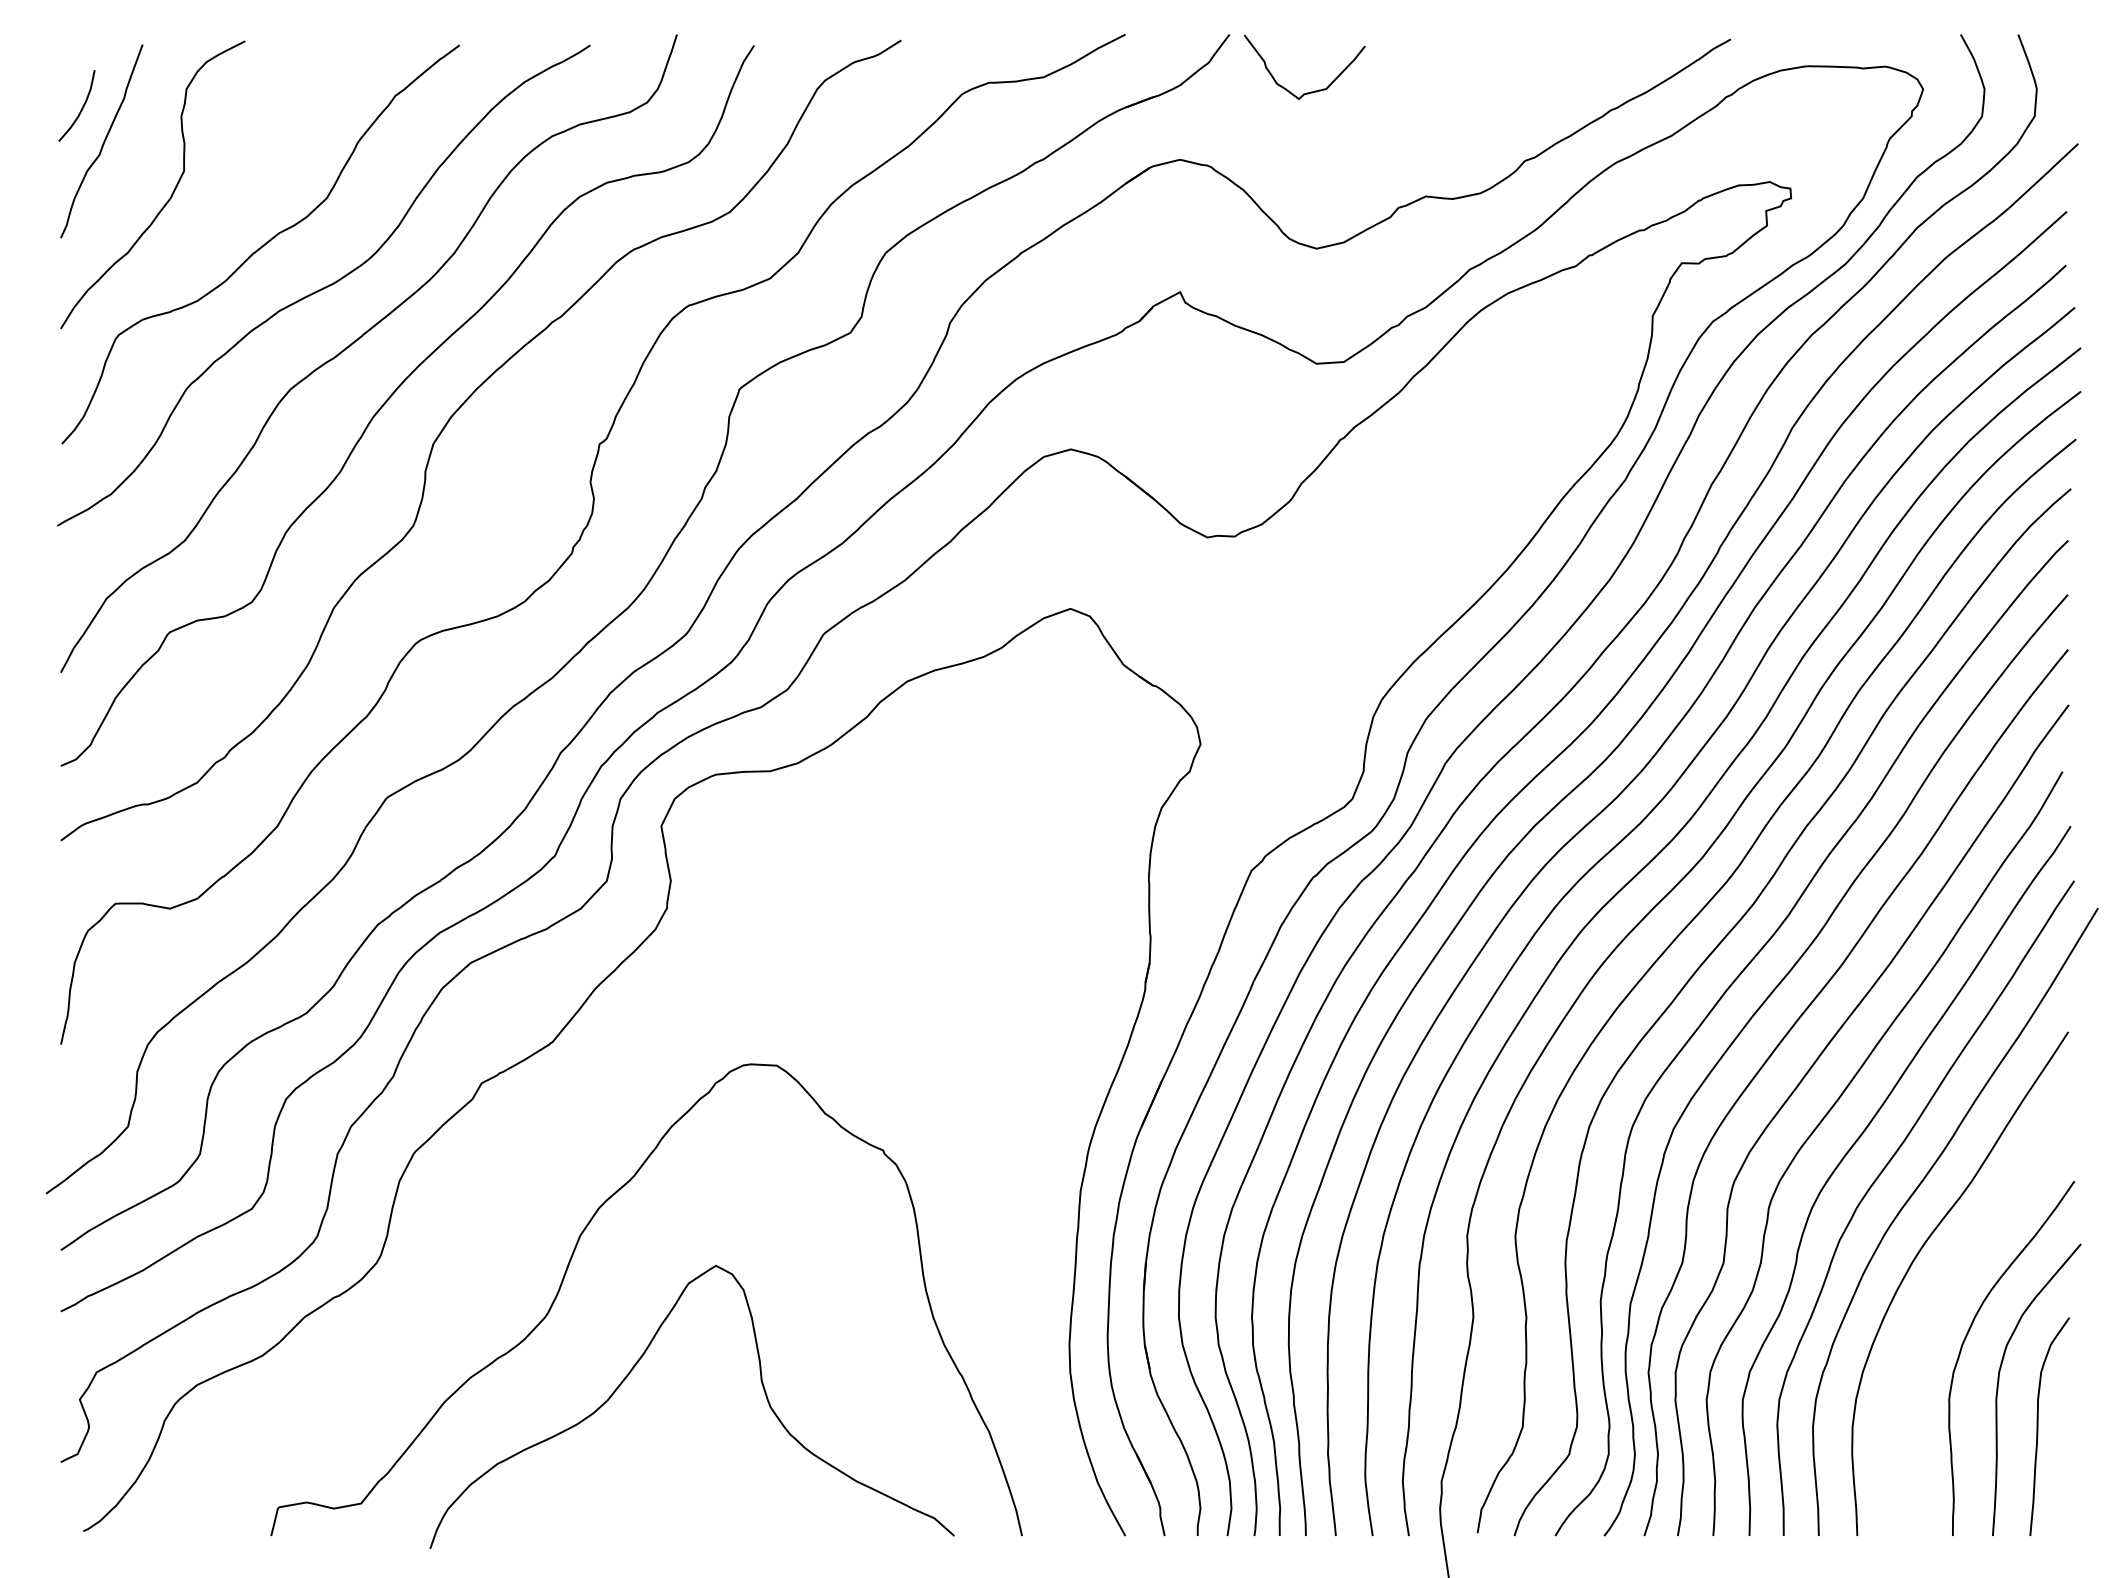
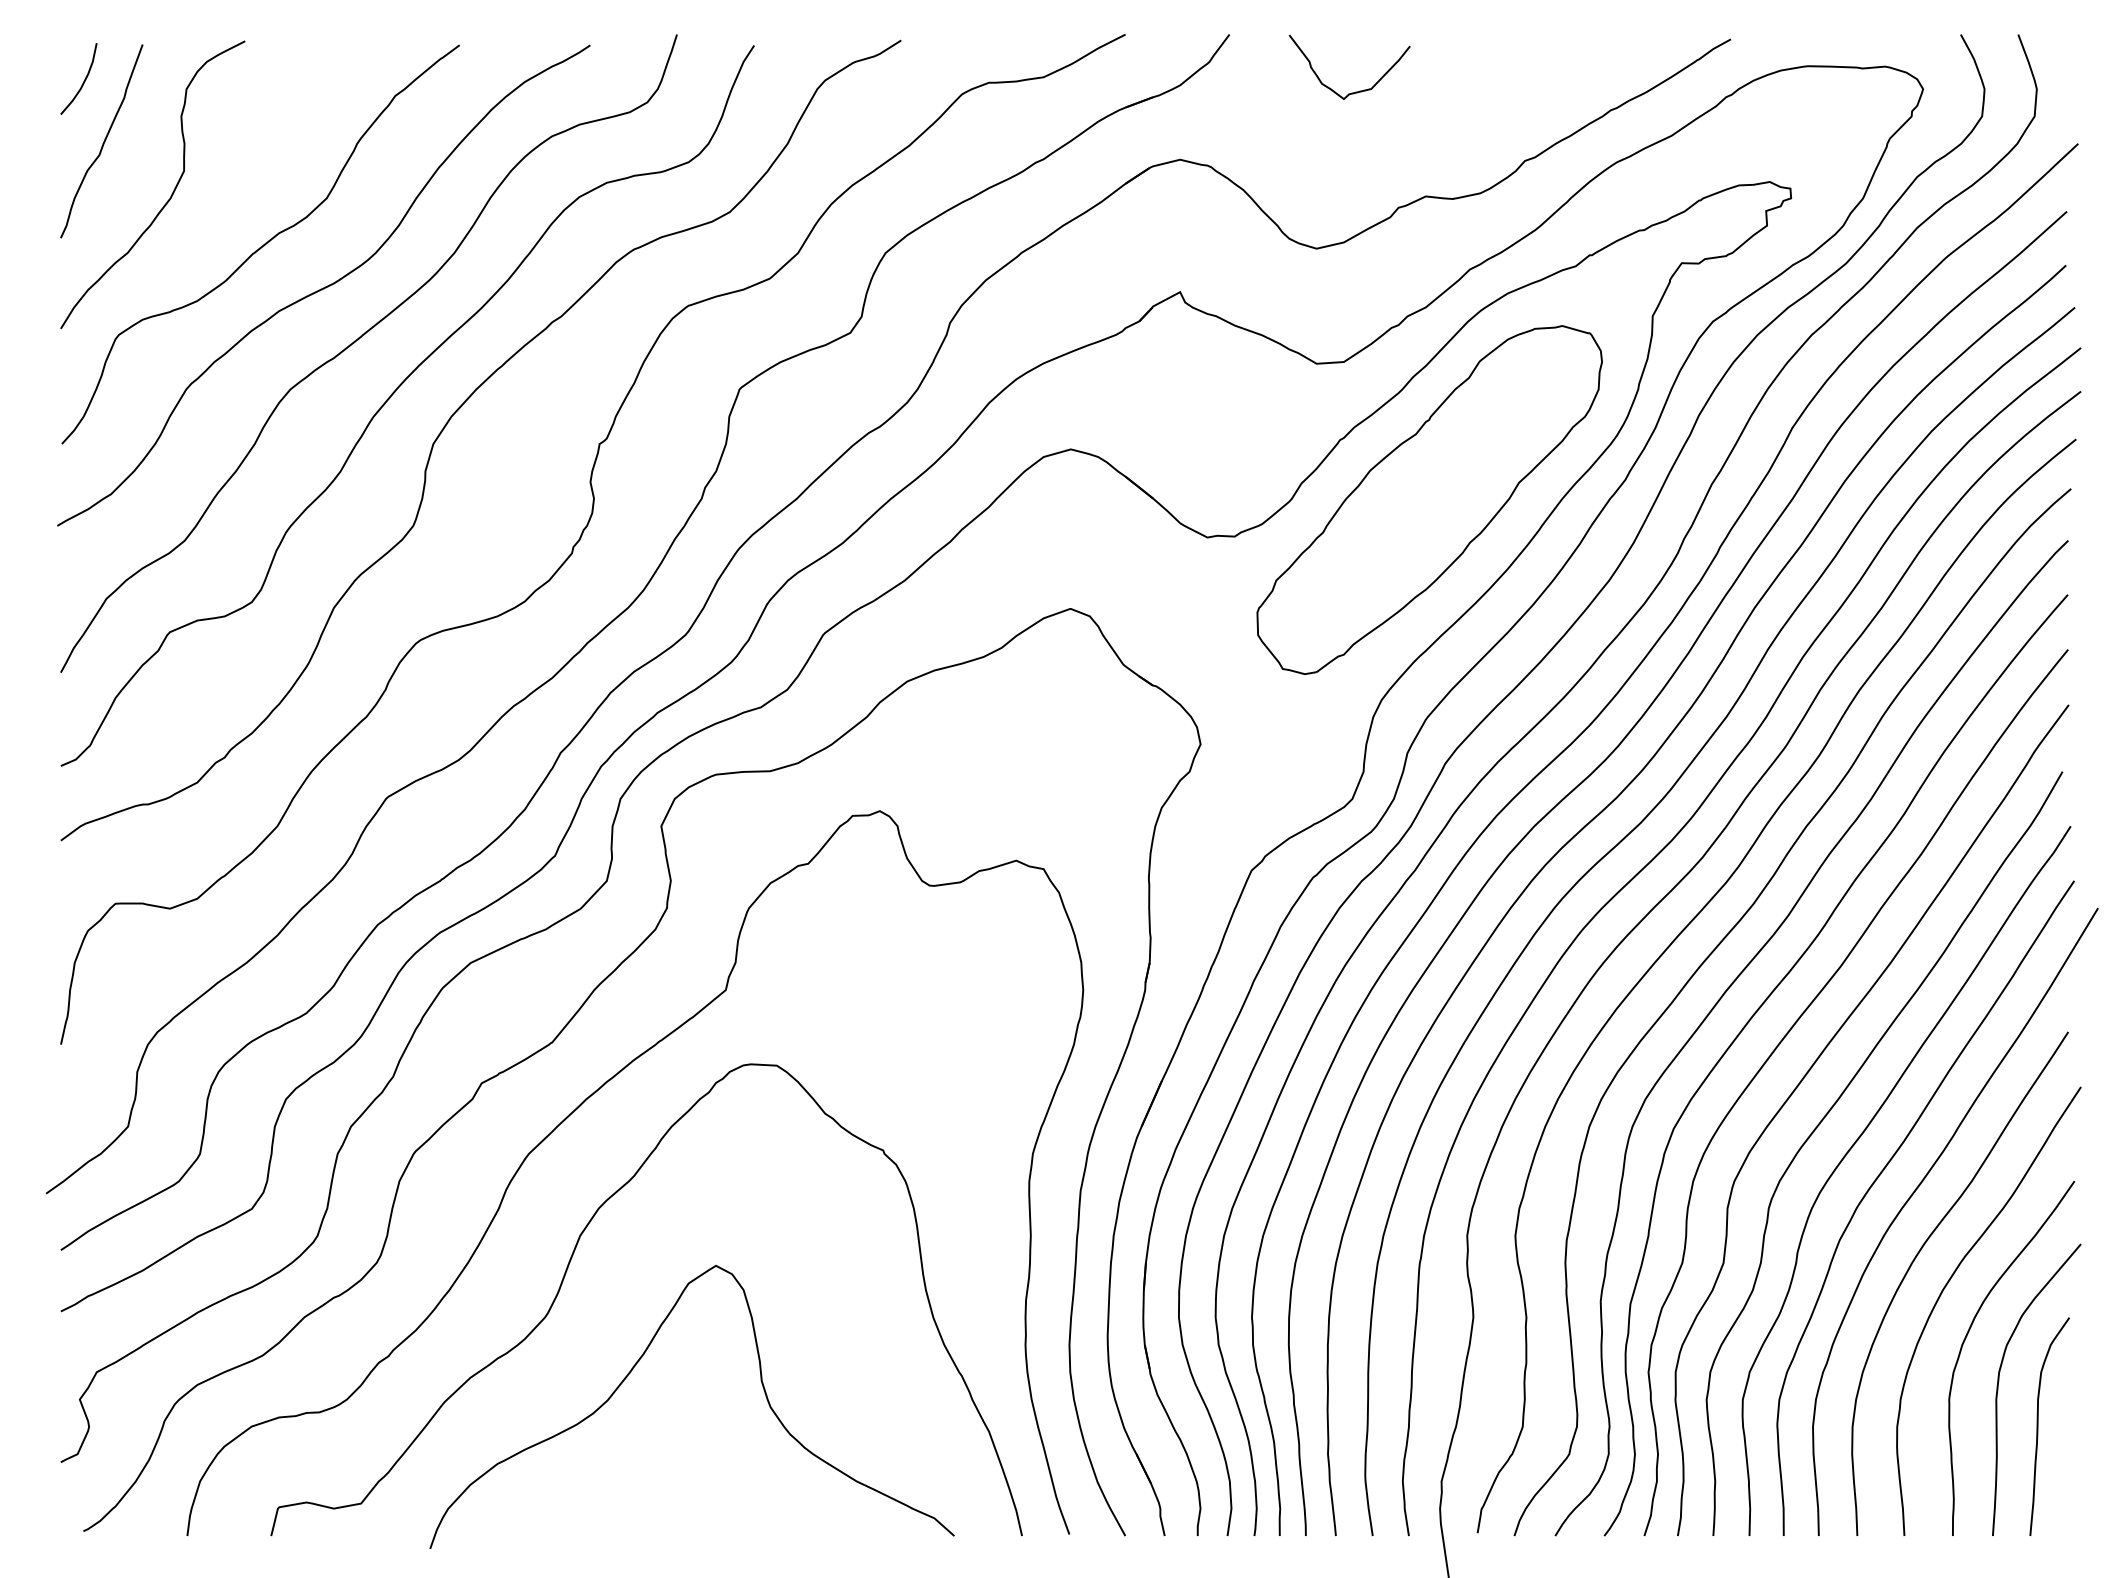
curve position: (1310, 91) -> (1355, 91) (1355, 91)
curve position: (81, 108) -> (83, 81) (83, 81)
part: none -> present (1429, 499)
curve: none -> present (575, 1111)
curve: none -> present (1947, 1285)
